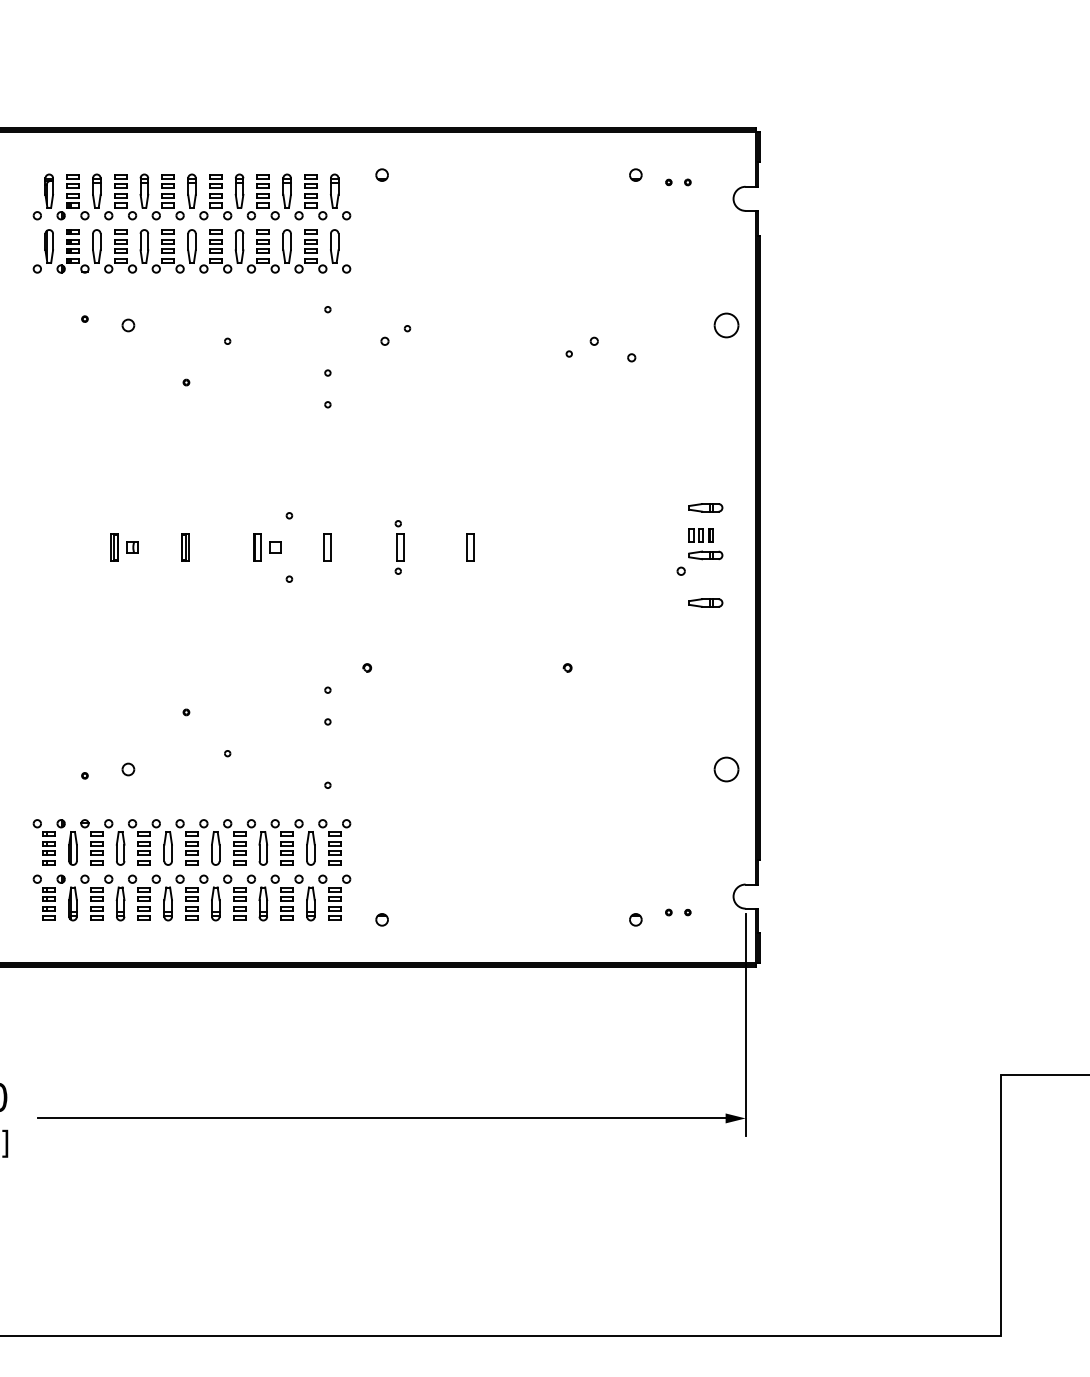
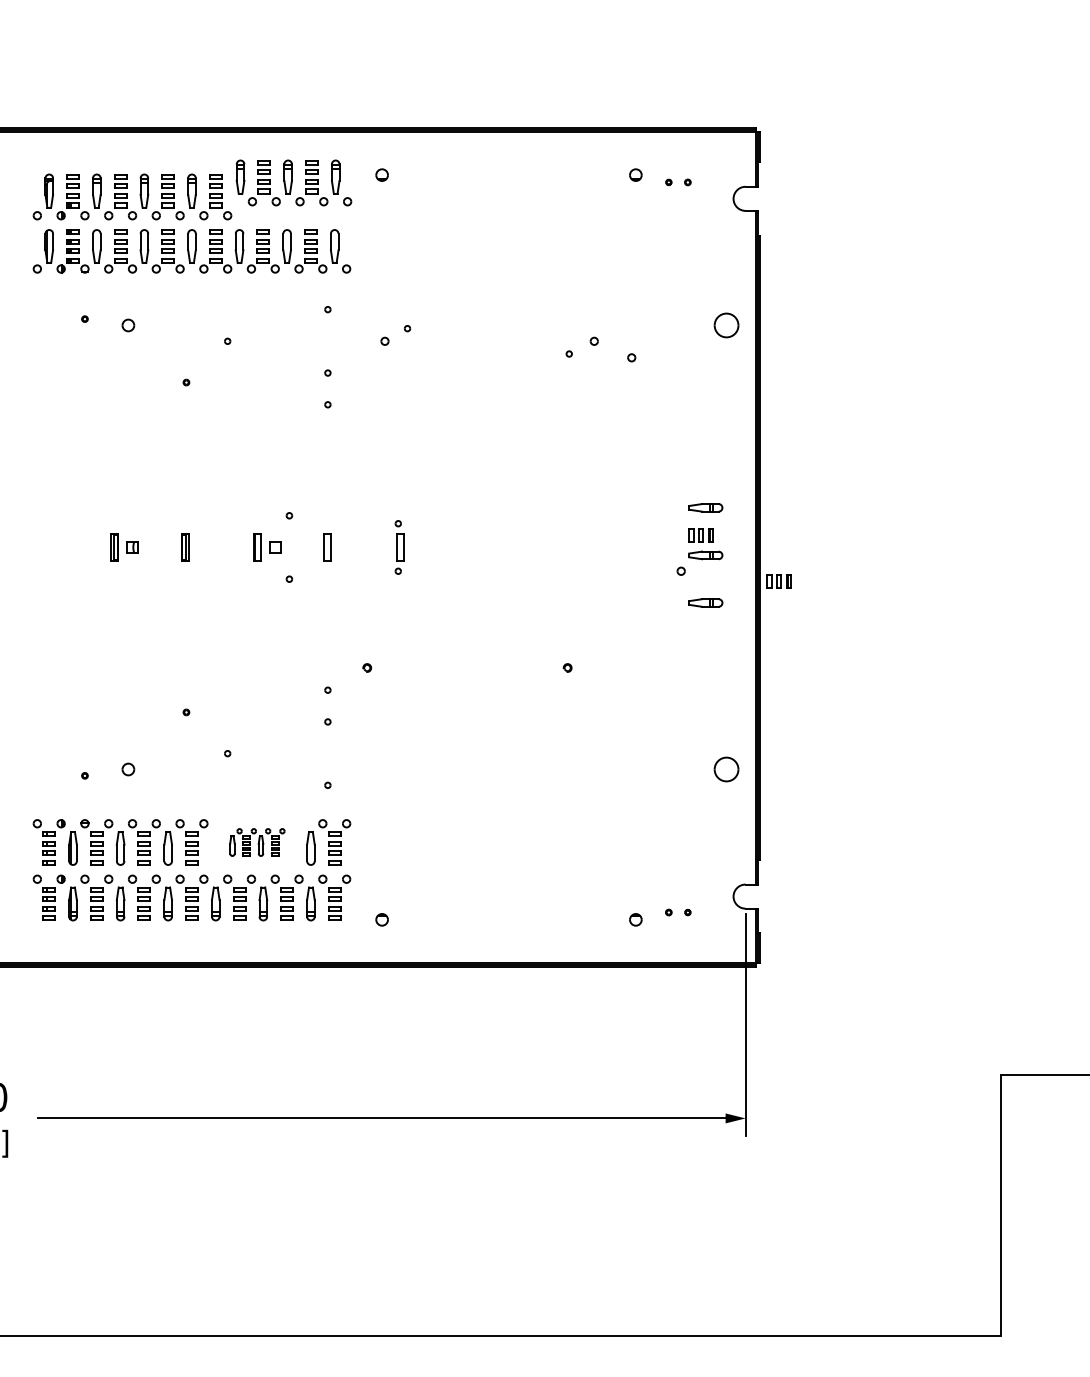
part position: (292, 196) -> (293, 182) (293, 182)
part: present -> none (470, 547)
part: none -> present (778, 581)
part size: 93x47 px -> 57x29 px (257, 842)
